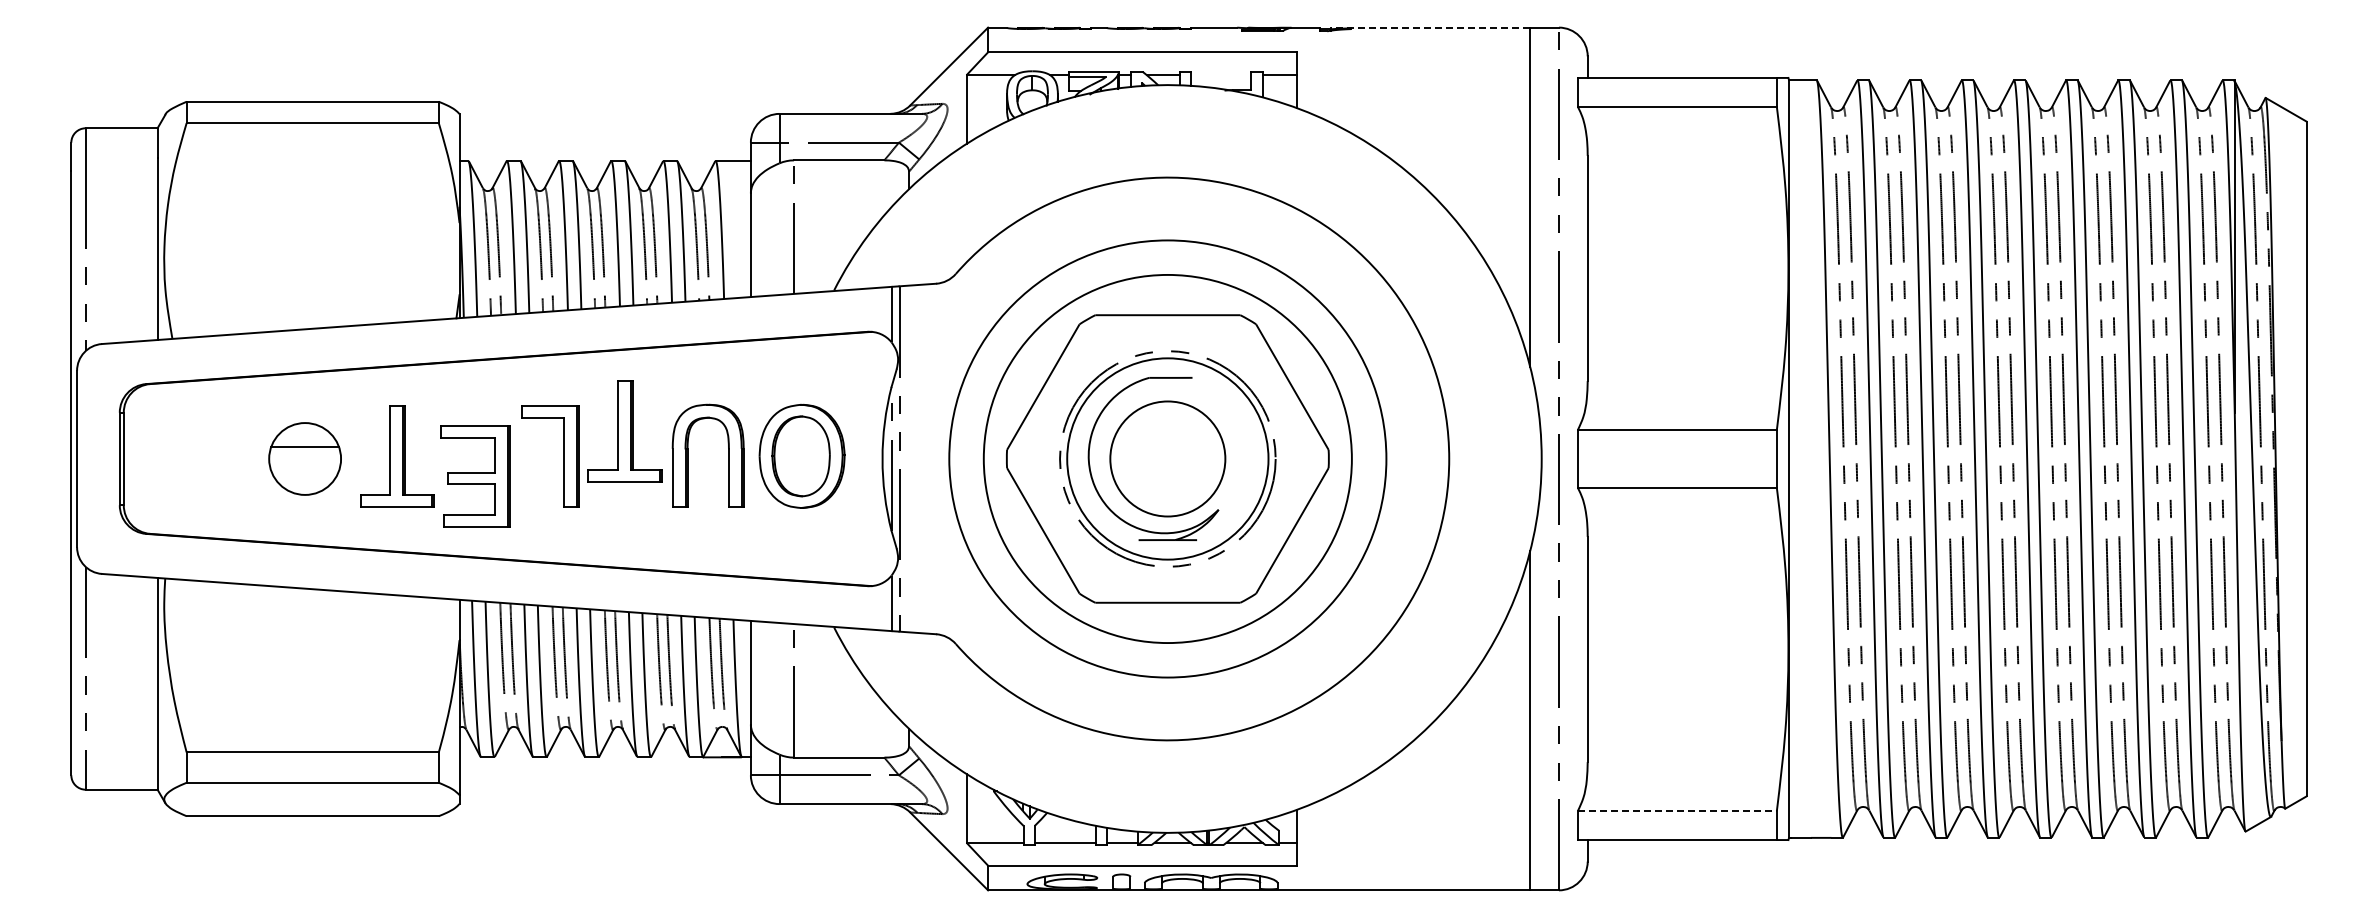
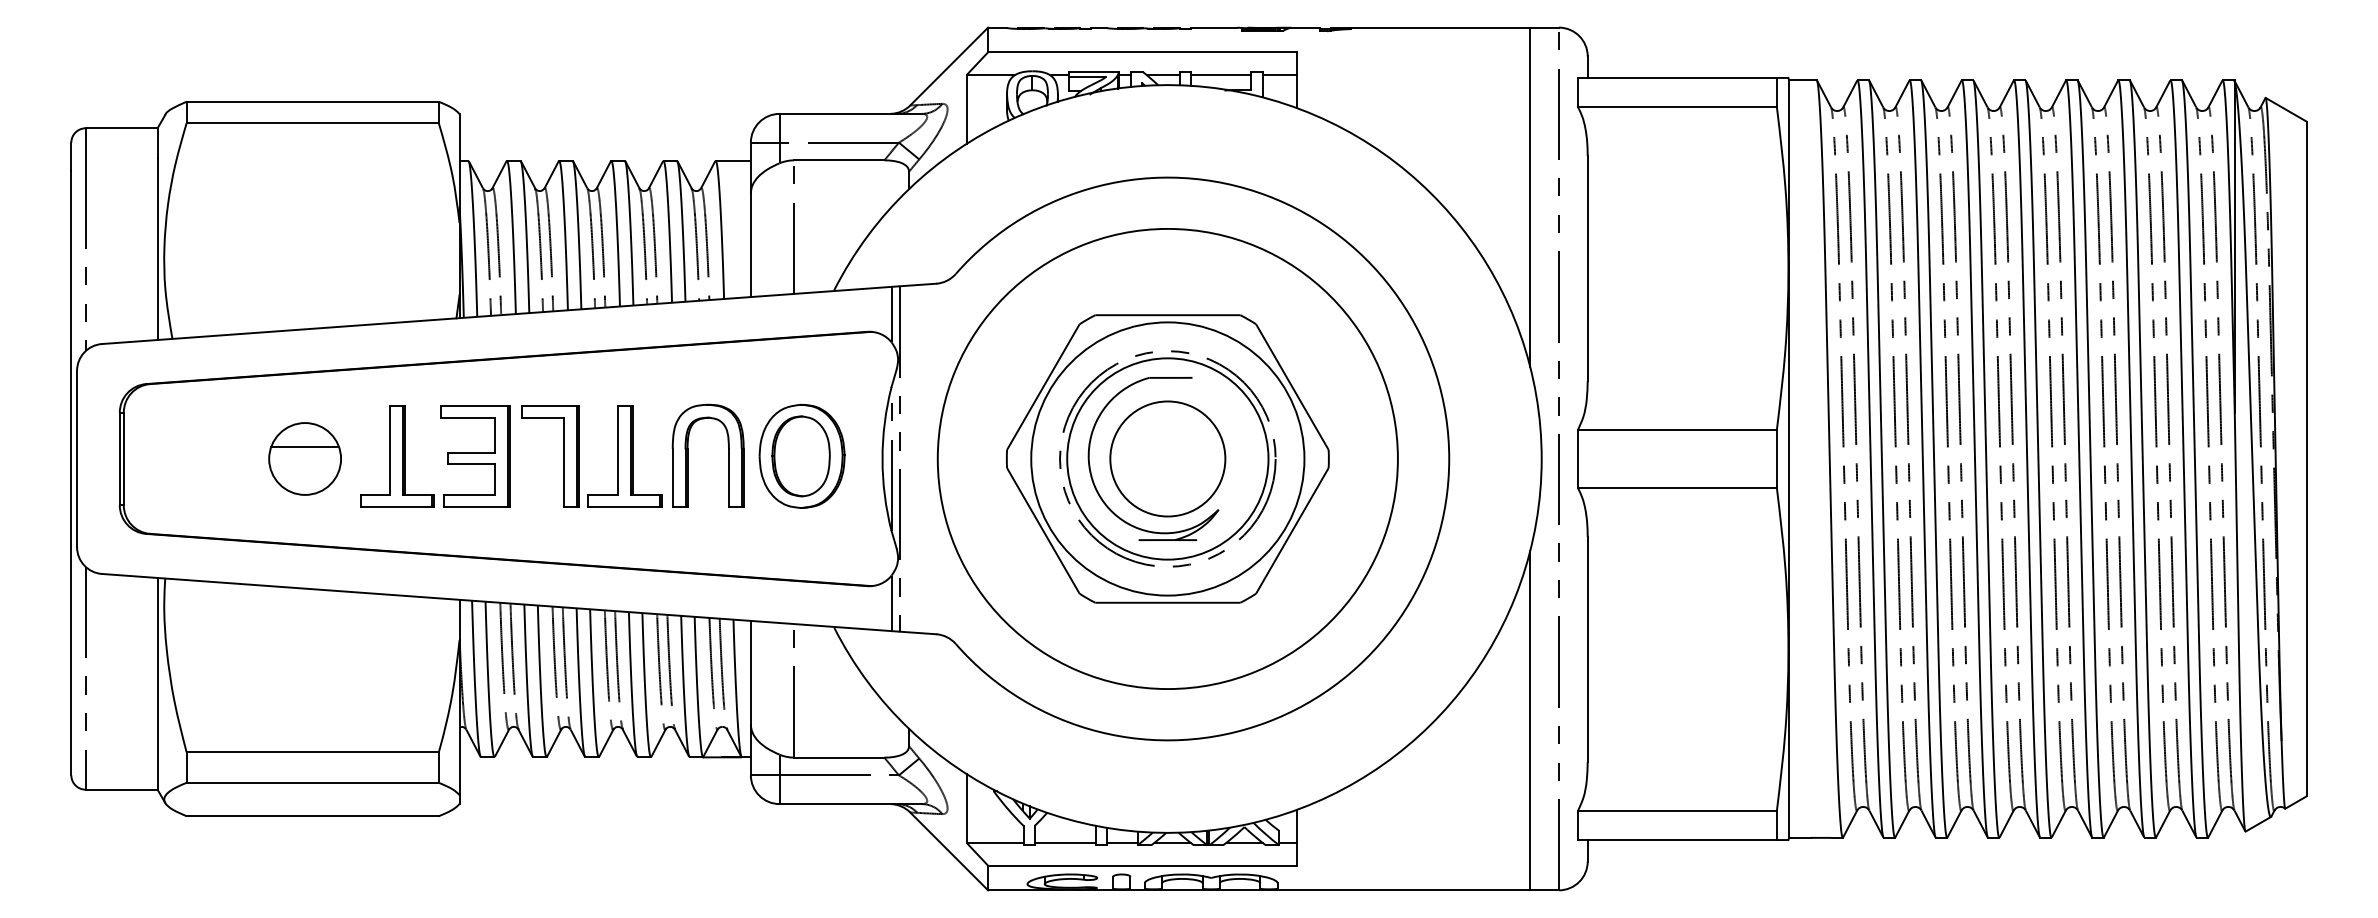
line: dashed -> solid (1430, 27)
line: none -> present (1220, 75)
part position: (624, 431) -> (624, 456) (624, 456)
circle diameter: 368 px -> 460 px (1167, 458)
circle diameter: 437 px -> 273 px (1167, 458)
part position: (475, 476) -> (475, 456) (475, 456)
line: dashed -> solid (1677, 810)
